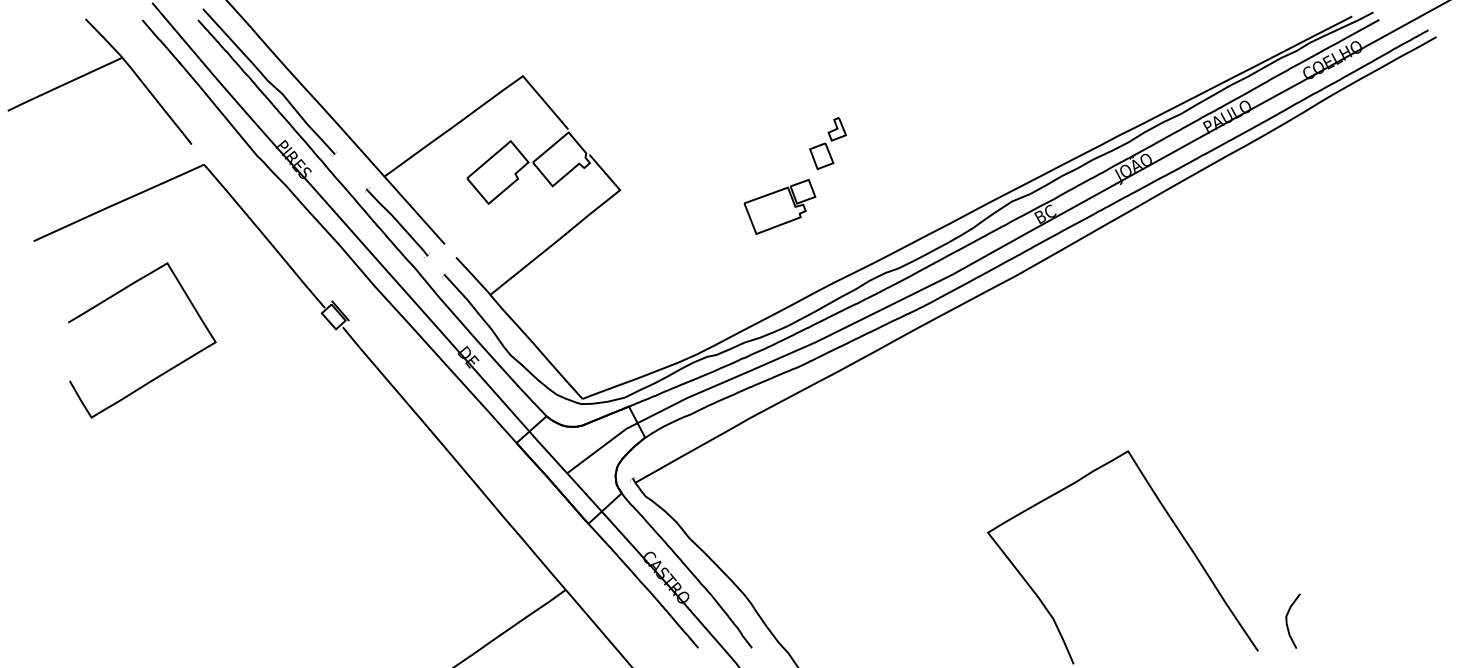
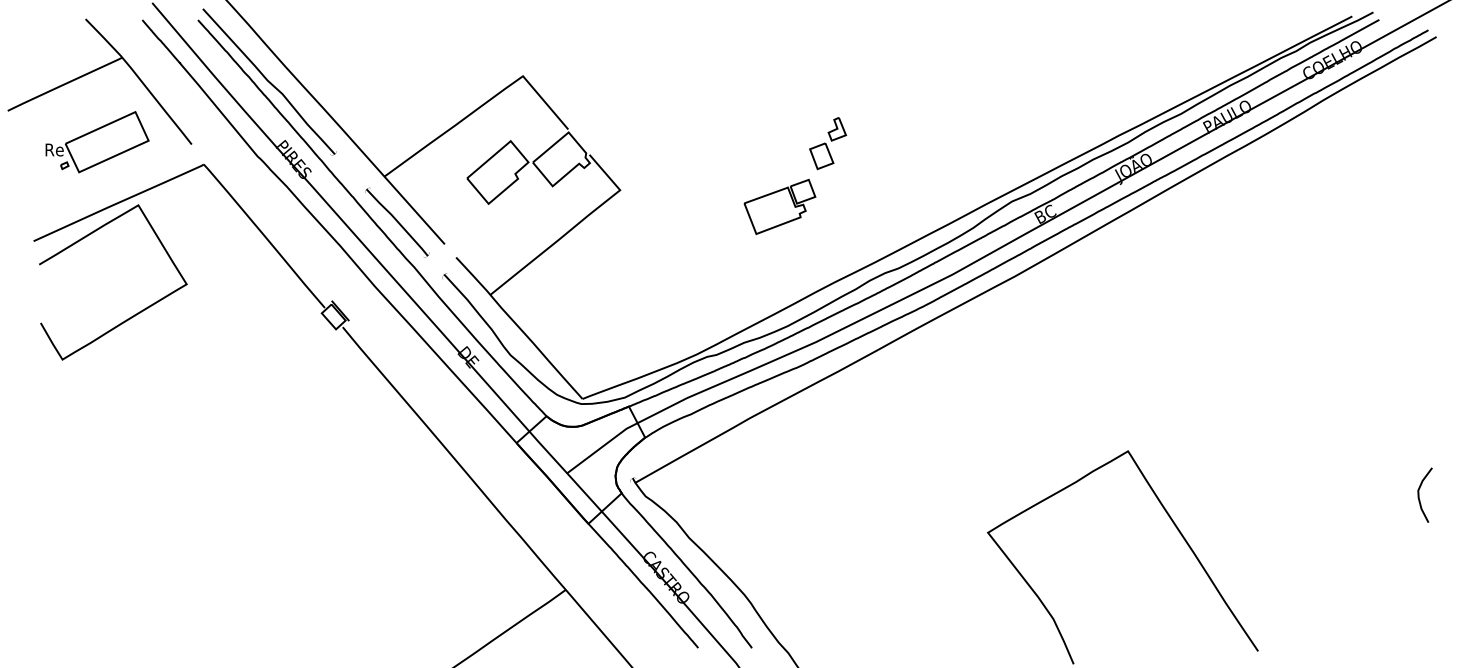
part: none -> present (97, 142)
curve position: (161, 373) -> (132, 315) (132, 315)
curve position: (1287, 620) -> (1419, 494) (1419, 494)
